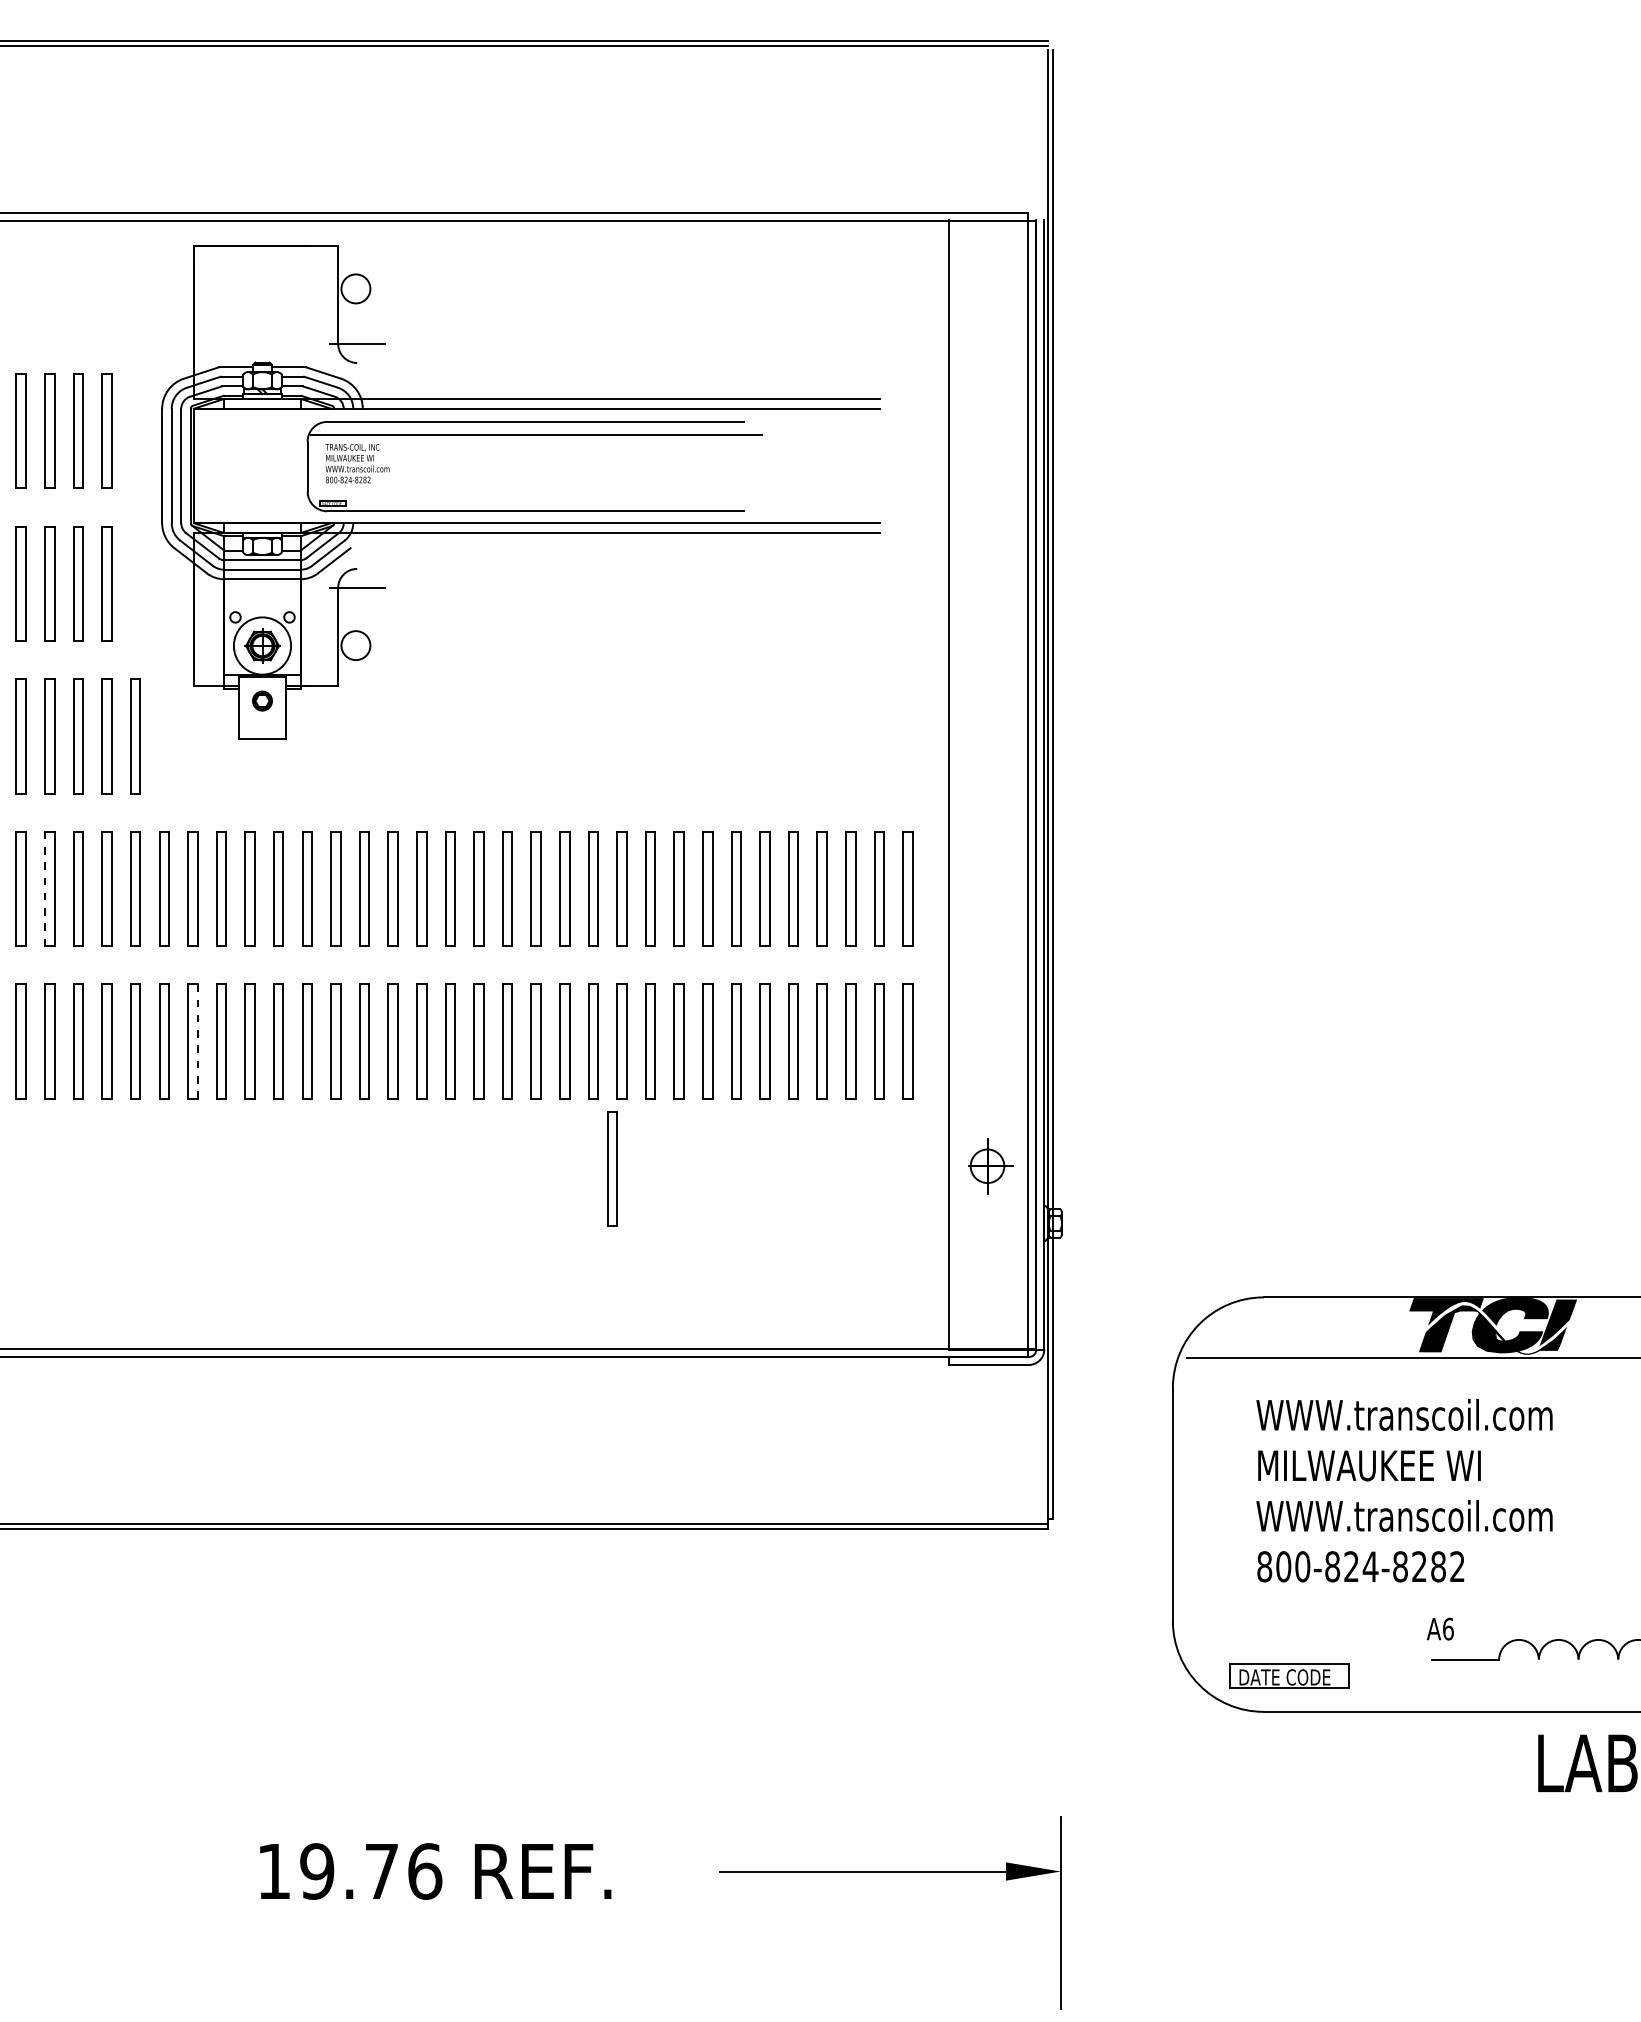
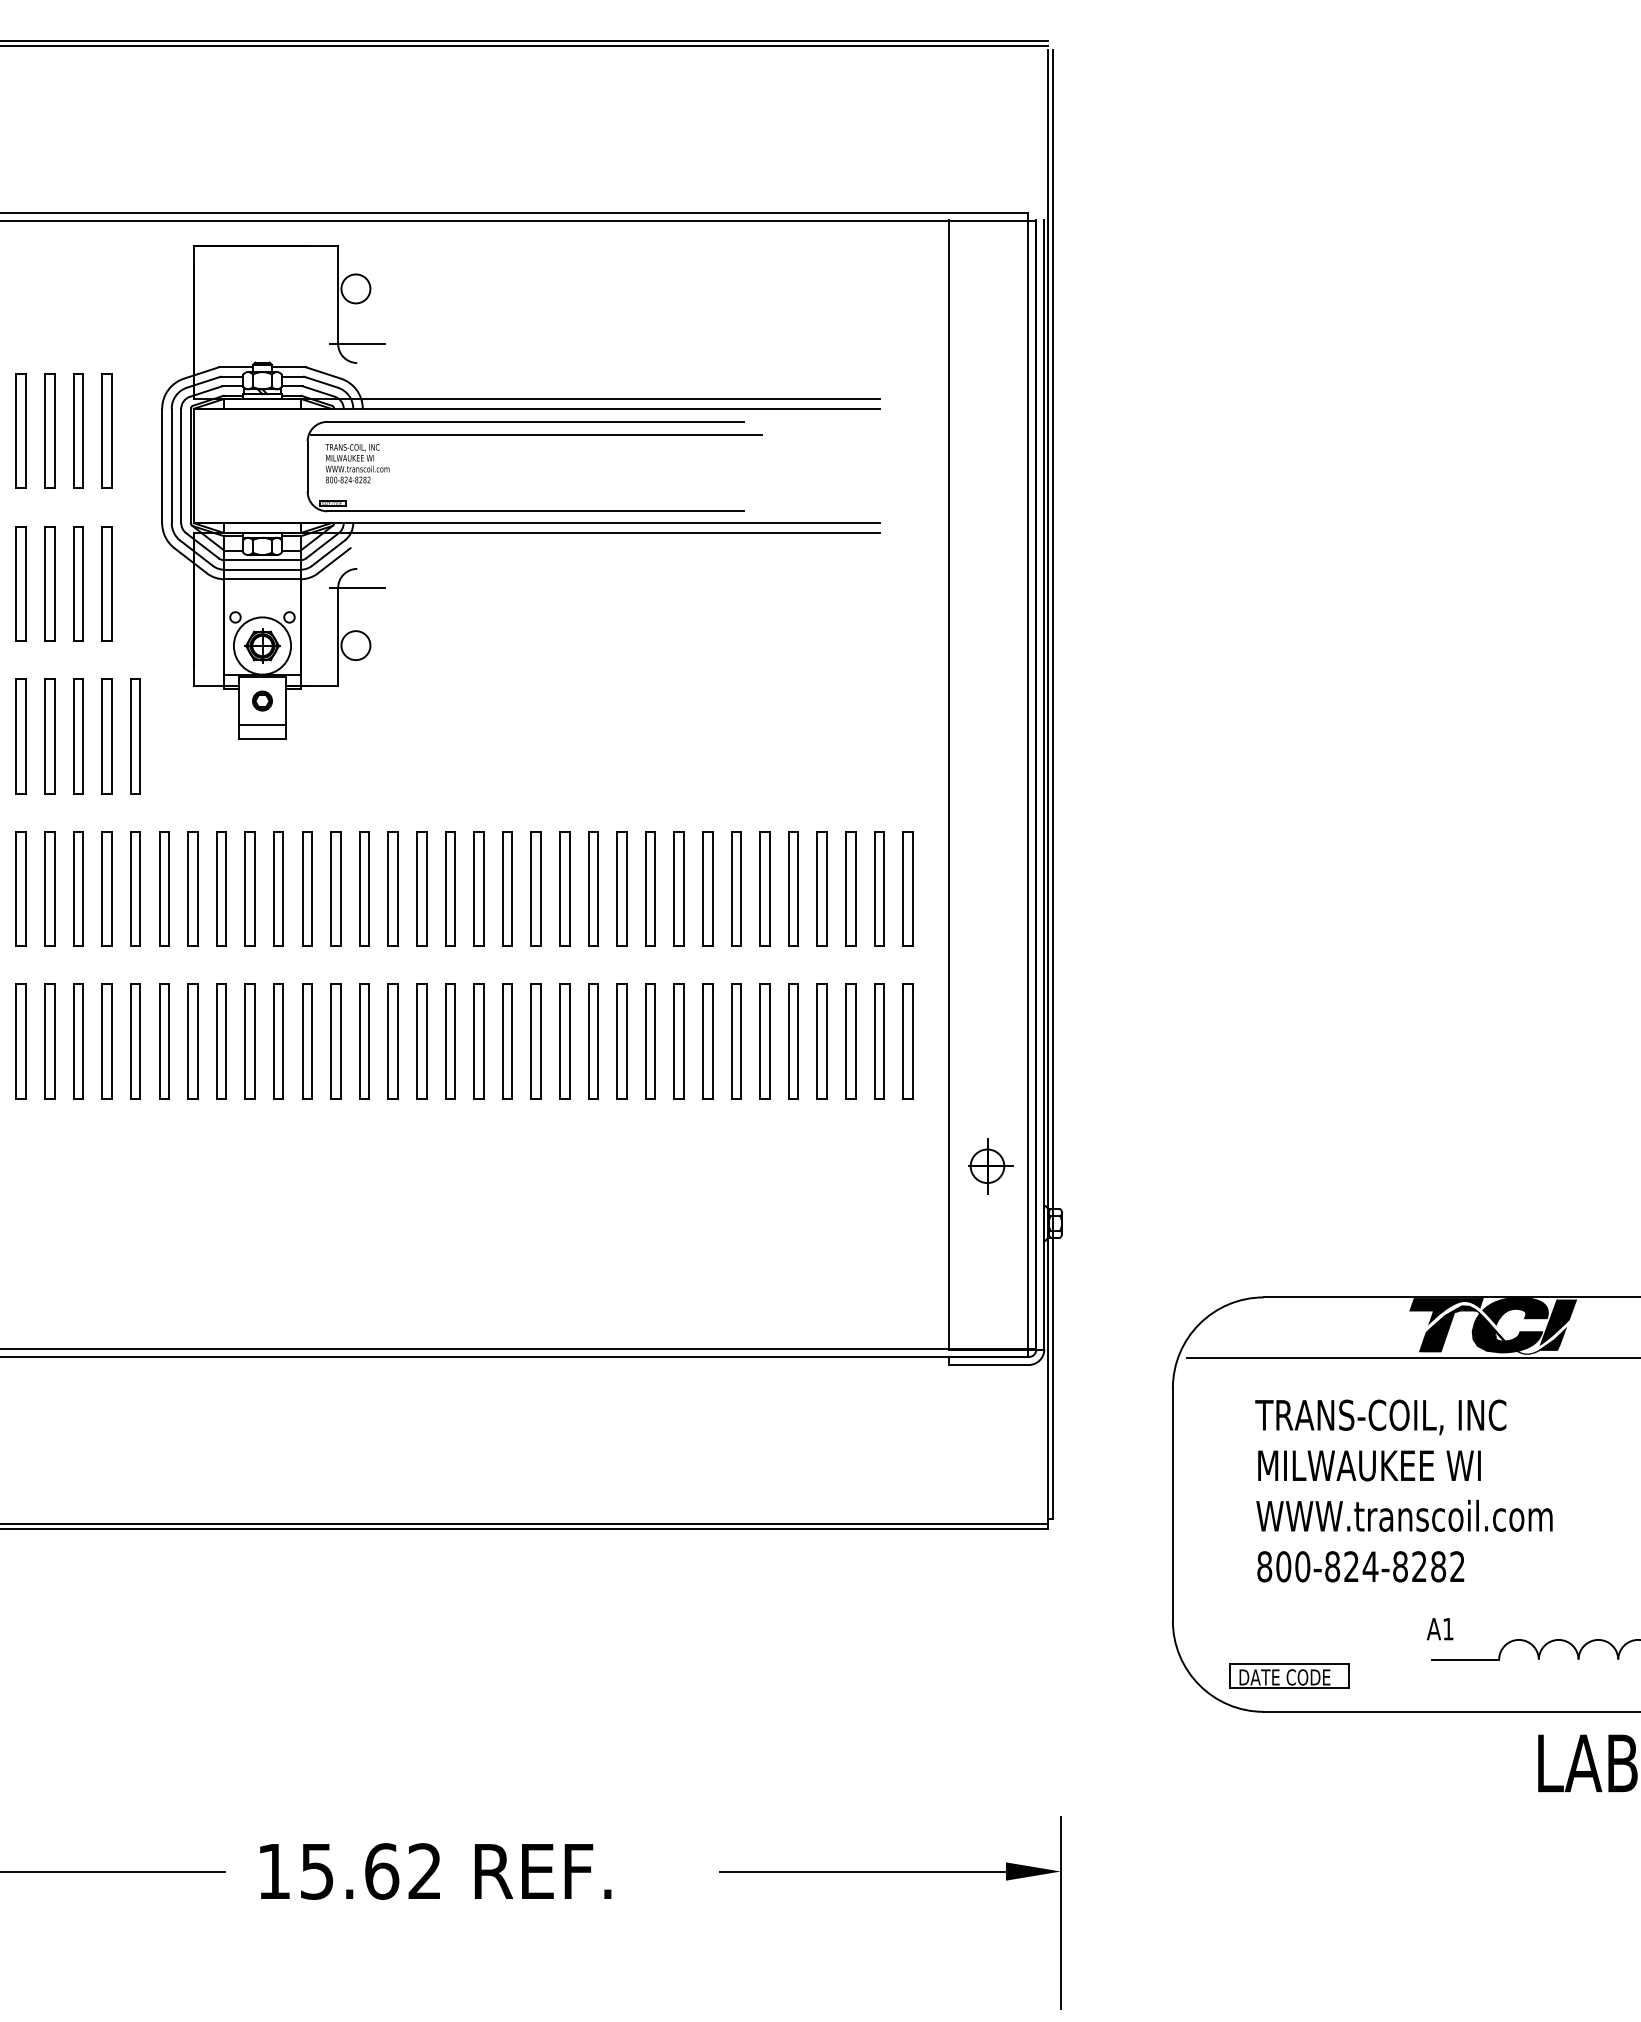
line: none -> present (262, 724)
line: dashed -> solid (45, 889)
line: dashed -> solid (197, 1041)
part: present -> none (612, 1168)
text: WWW.transcoil.com -> TRANS-COIL, INC (1403, 1416)
text: A6 -> A1 (1448, 1628)
line: none -> present (113, 1871)
text: 19.76 -> 15.62 (371, 1871)
